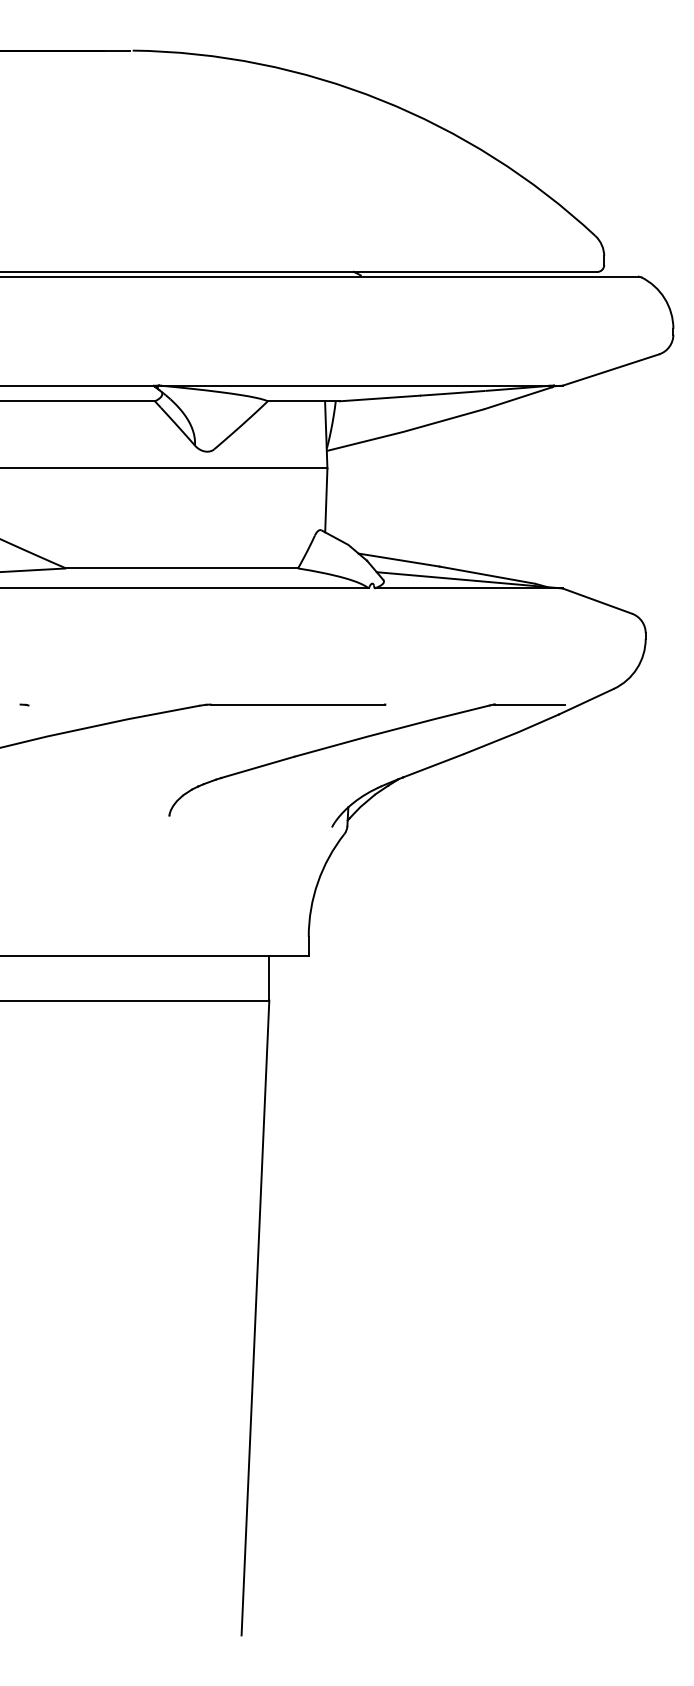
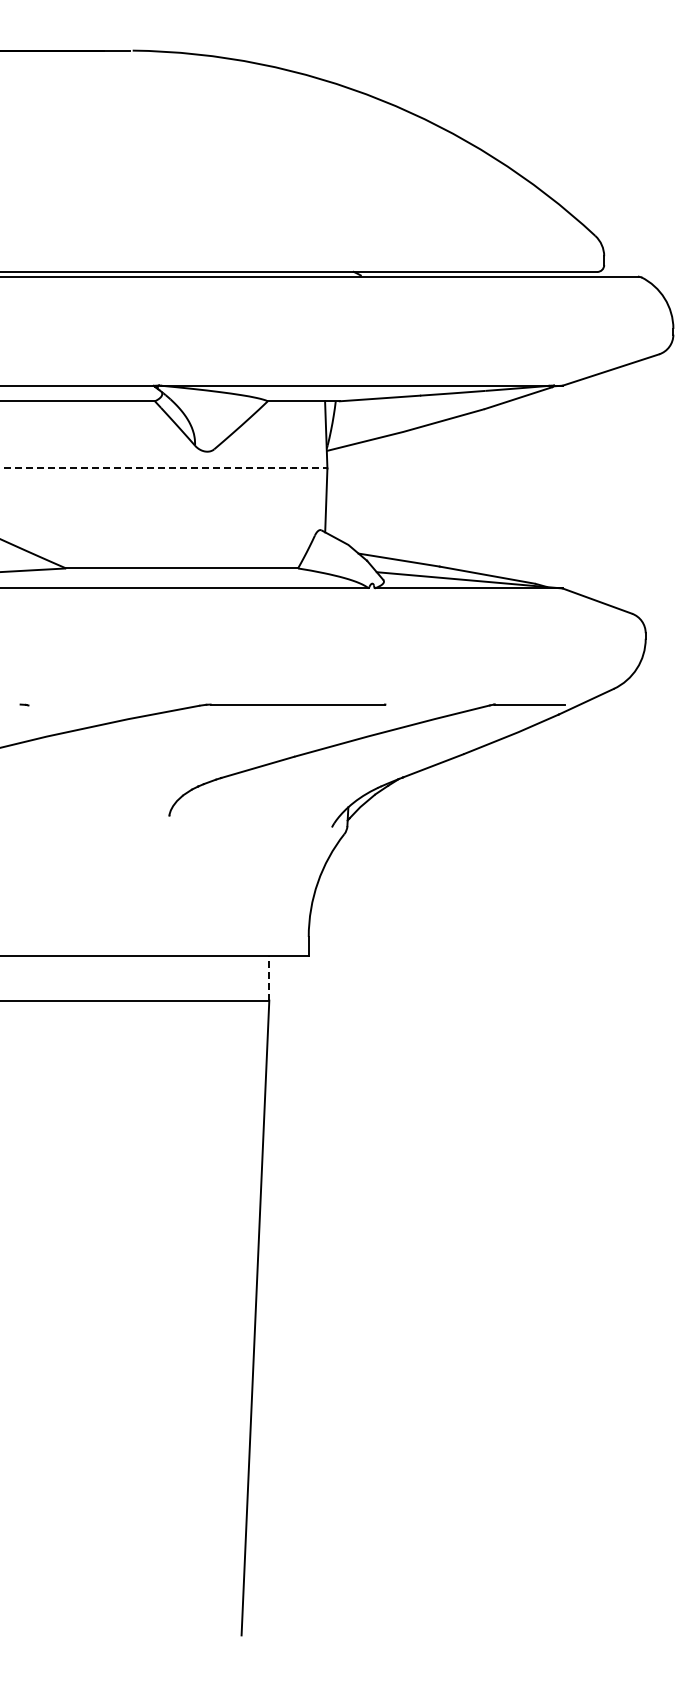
line: solid -> dashed (164, 468)
line: solid -> dashed (269, 977)
